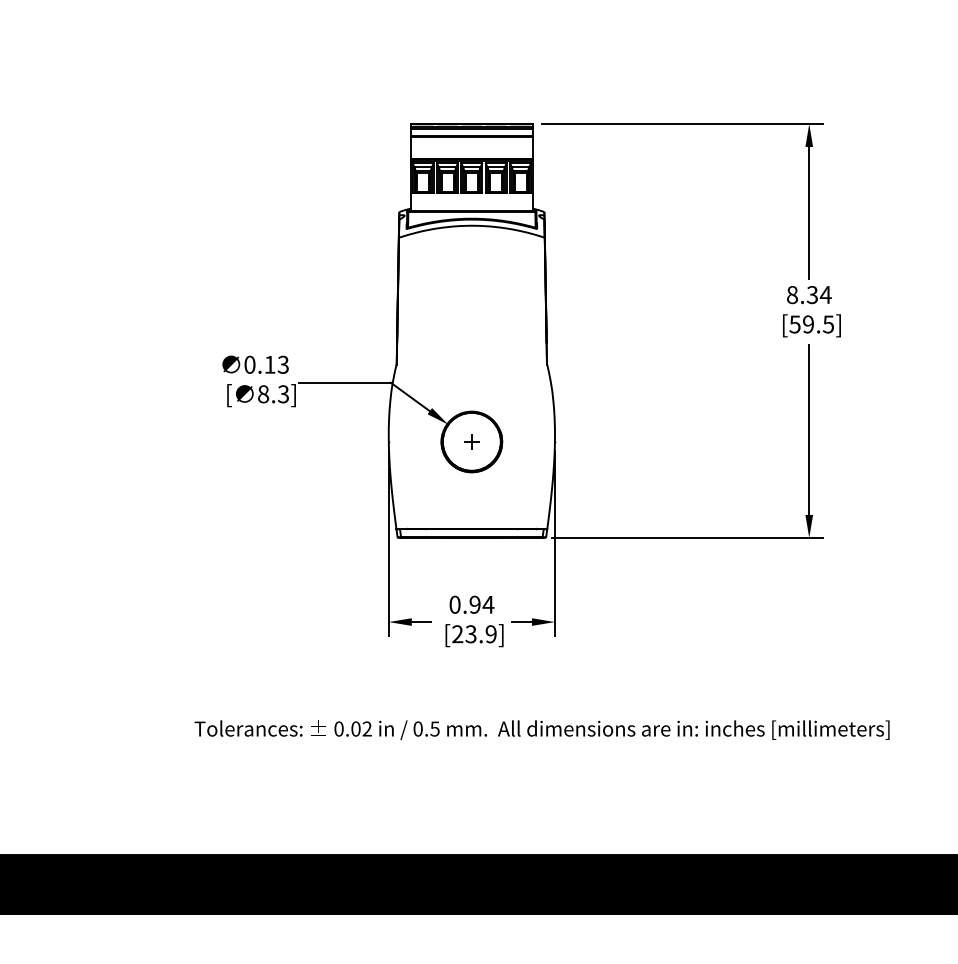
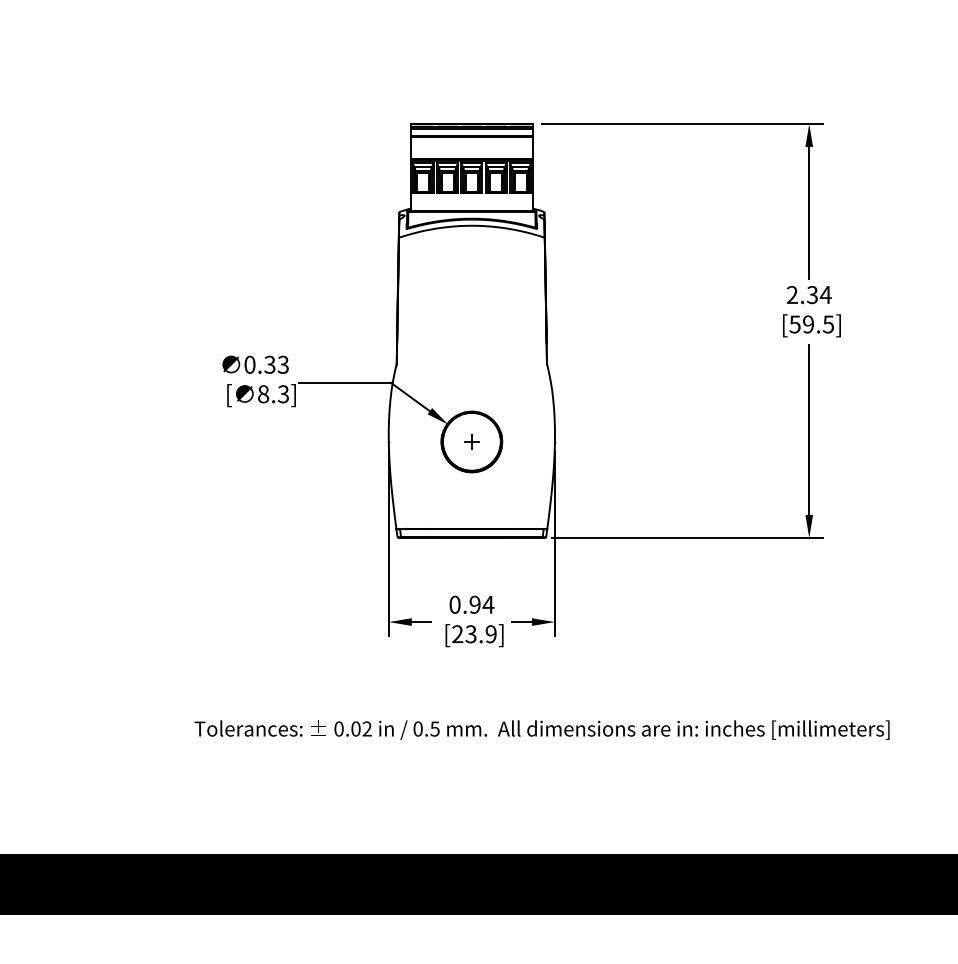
text: 8.34 -> 2.34 (792, 295)
text: 0.13 -> 0.33 (269, 364)
